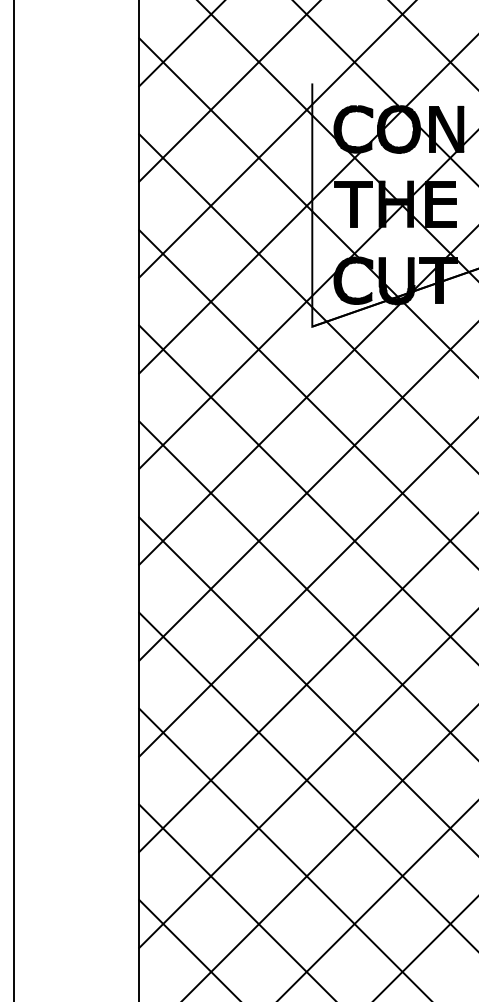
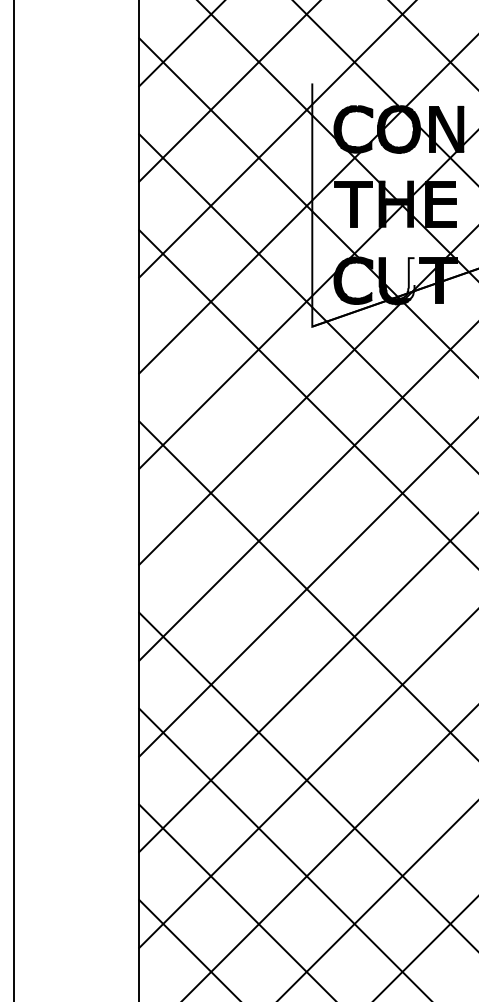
fill: present -> none (405, 278)
line: present -> none (307, 493)
line: present -> none (307, 685)
